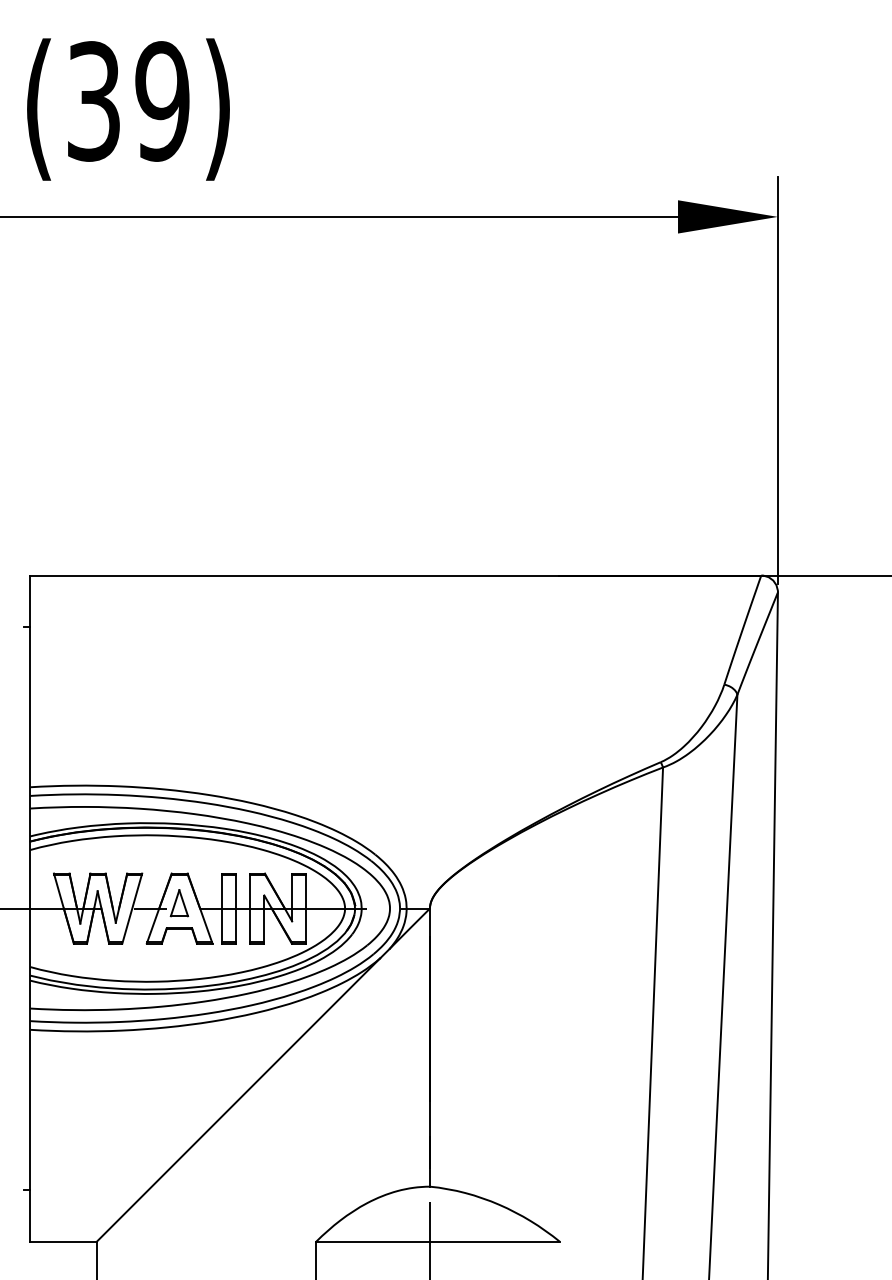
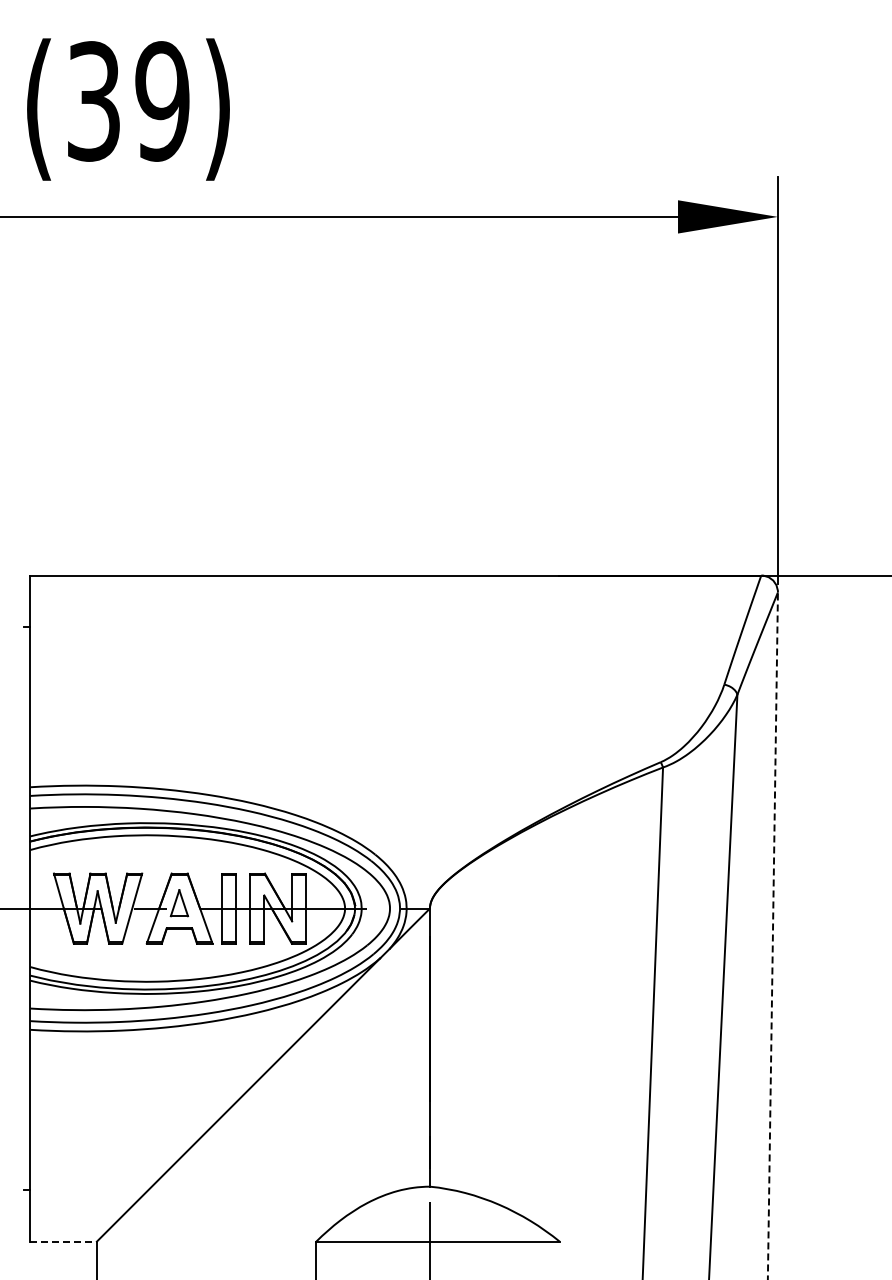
line: solid -> dashed (772, 936)
line: solid -> dashed (64, 1241)
